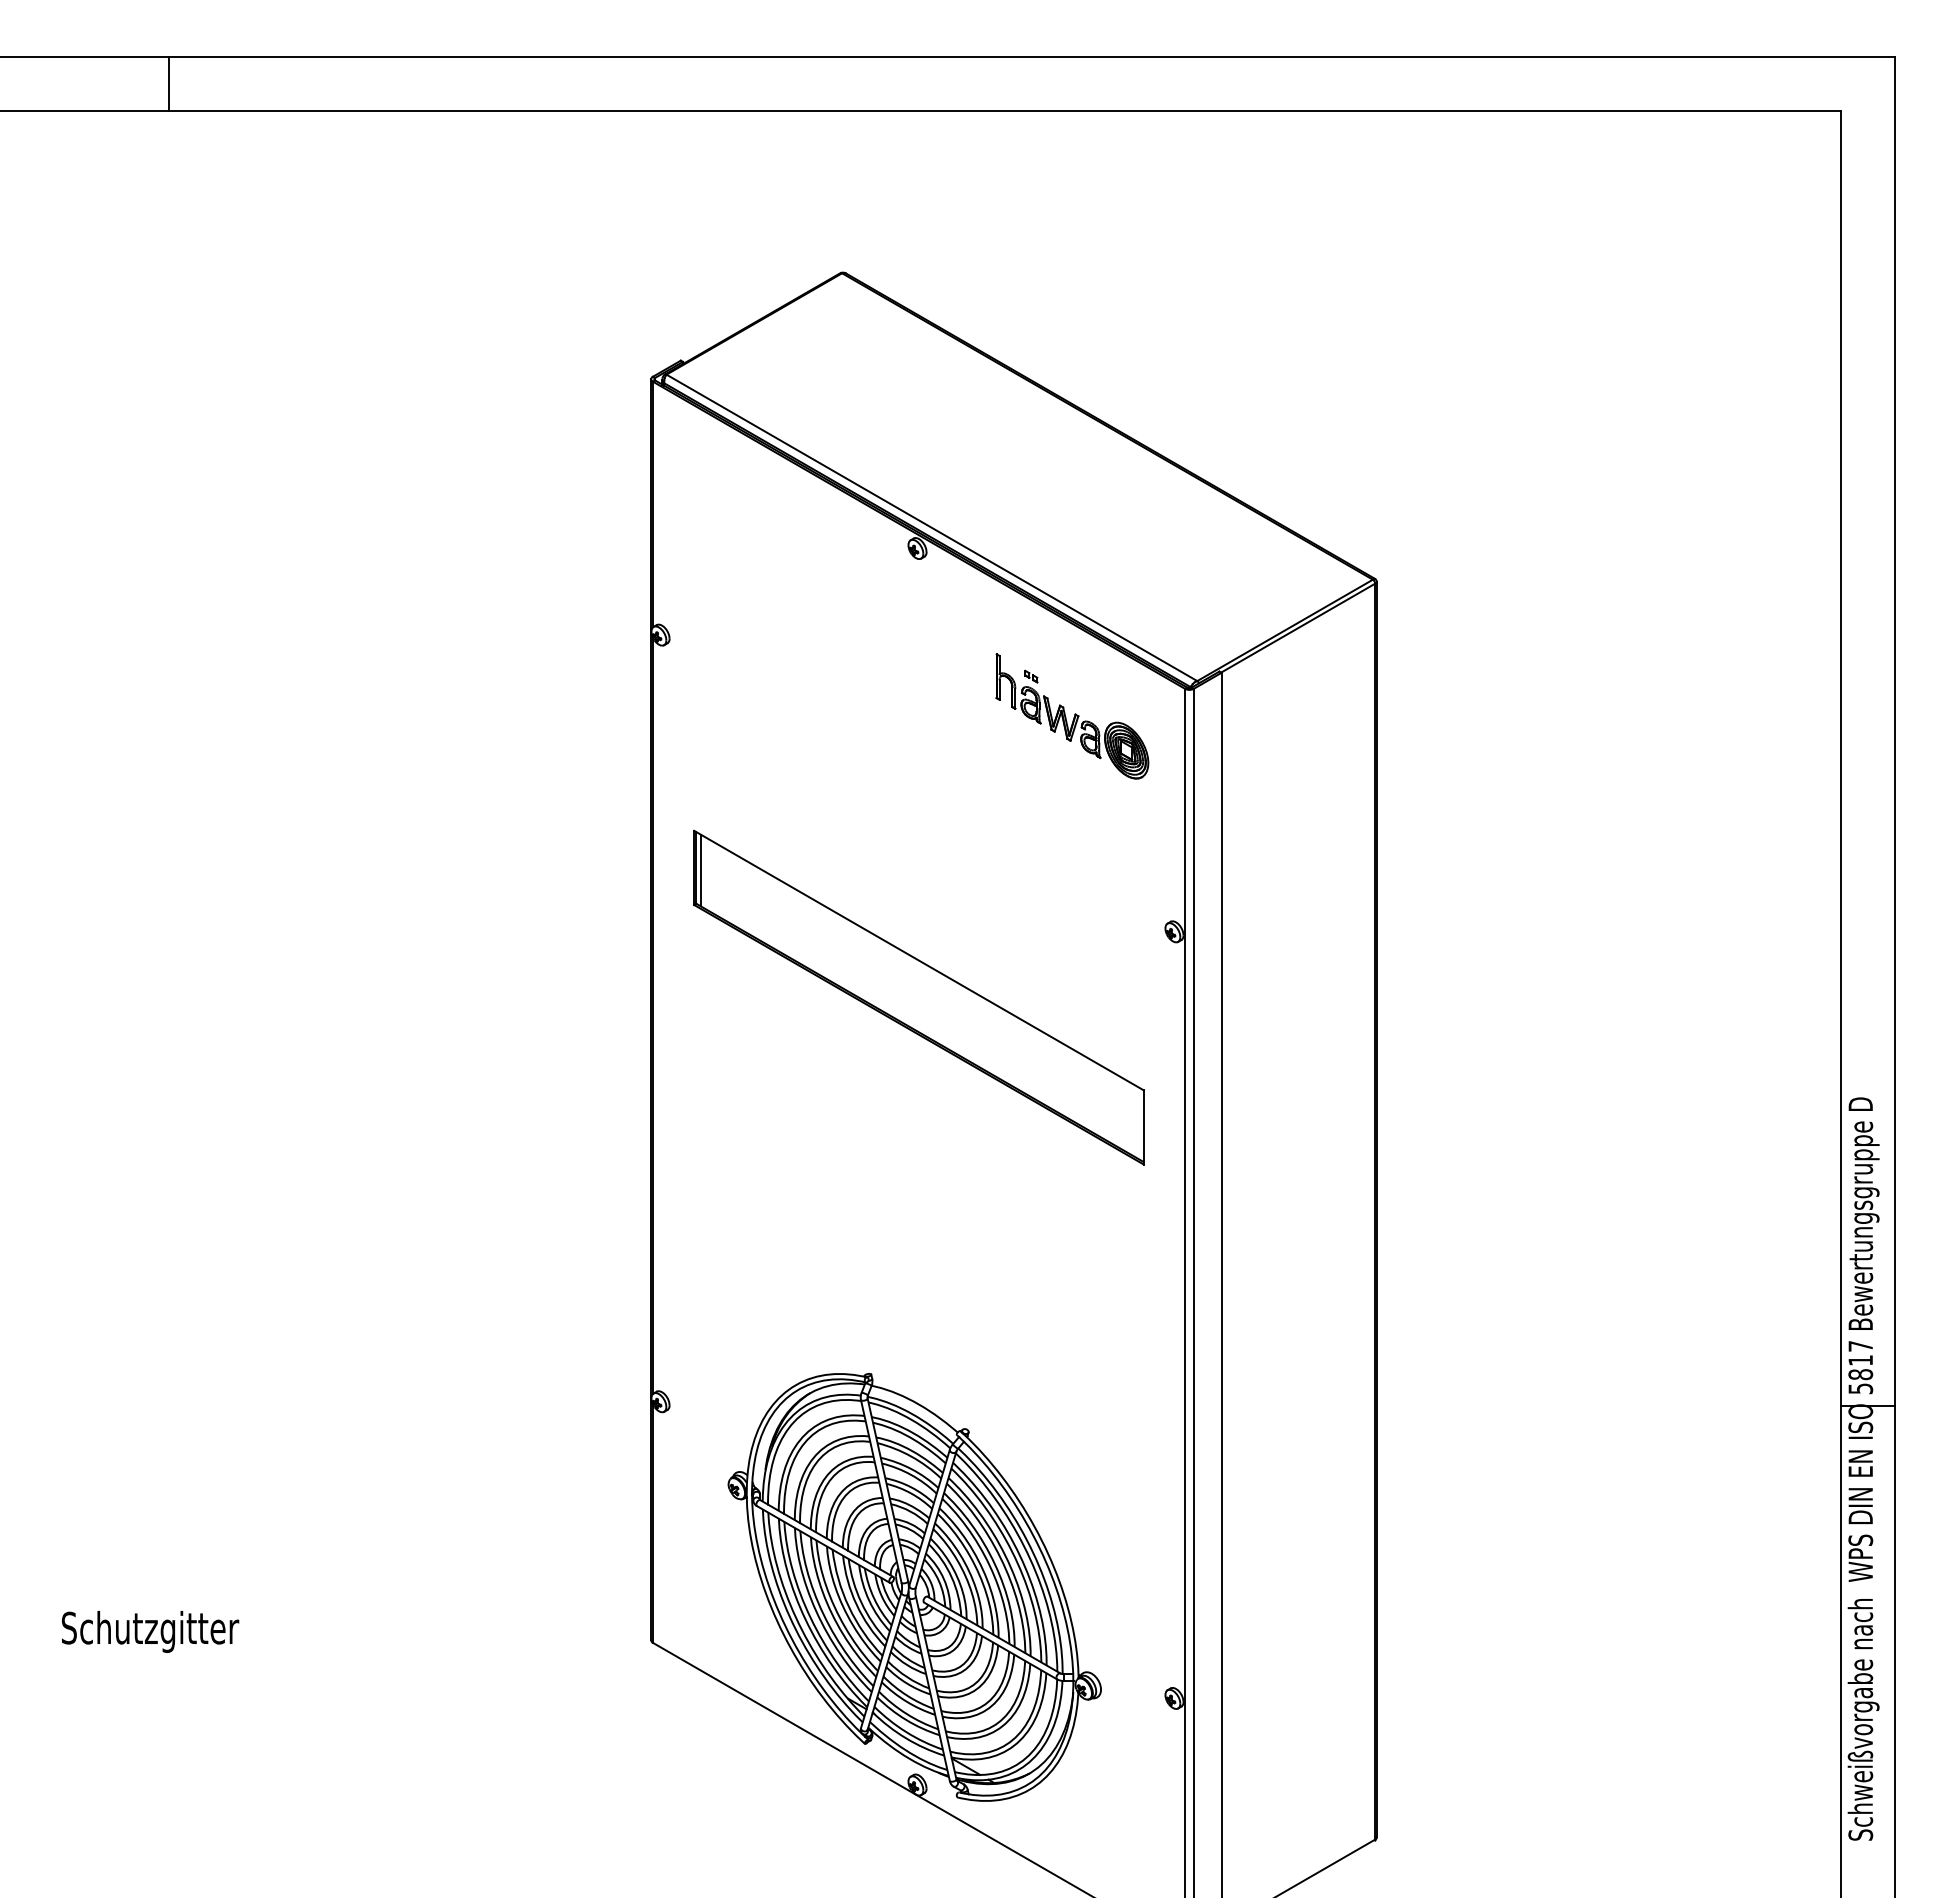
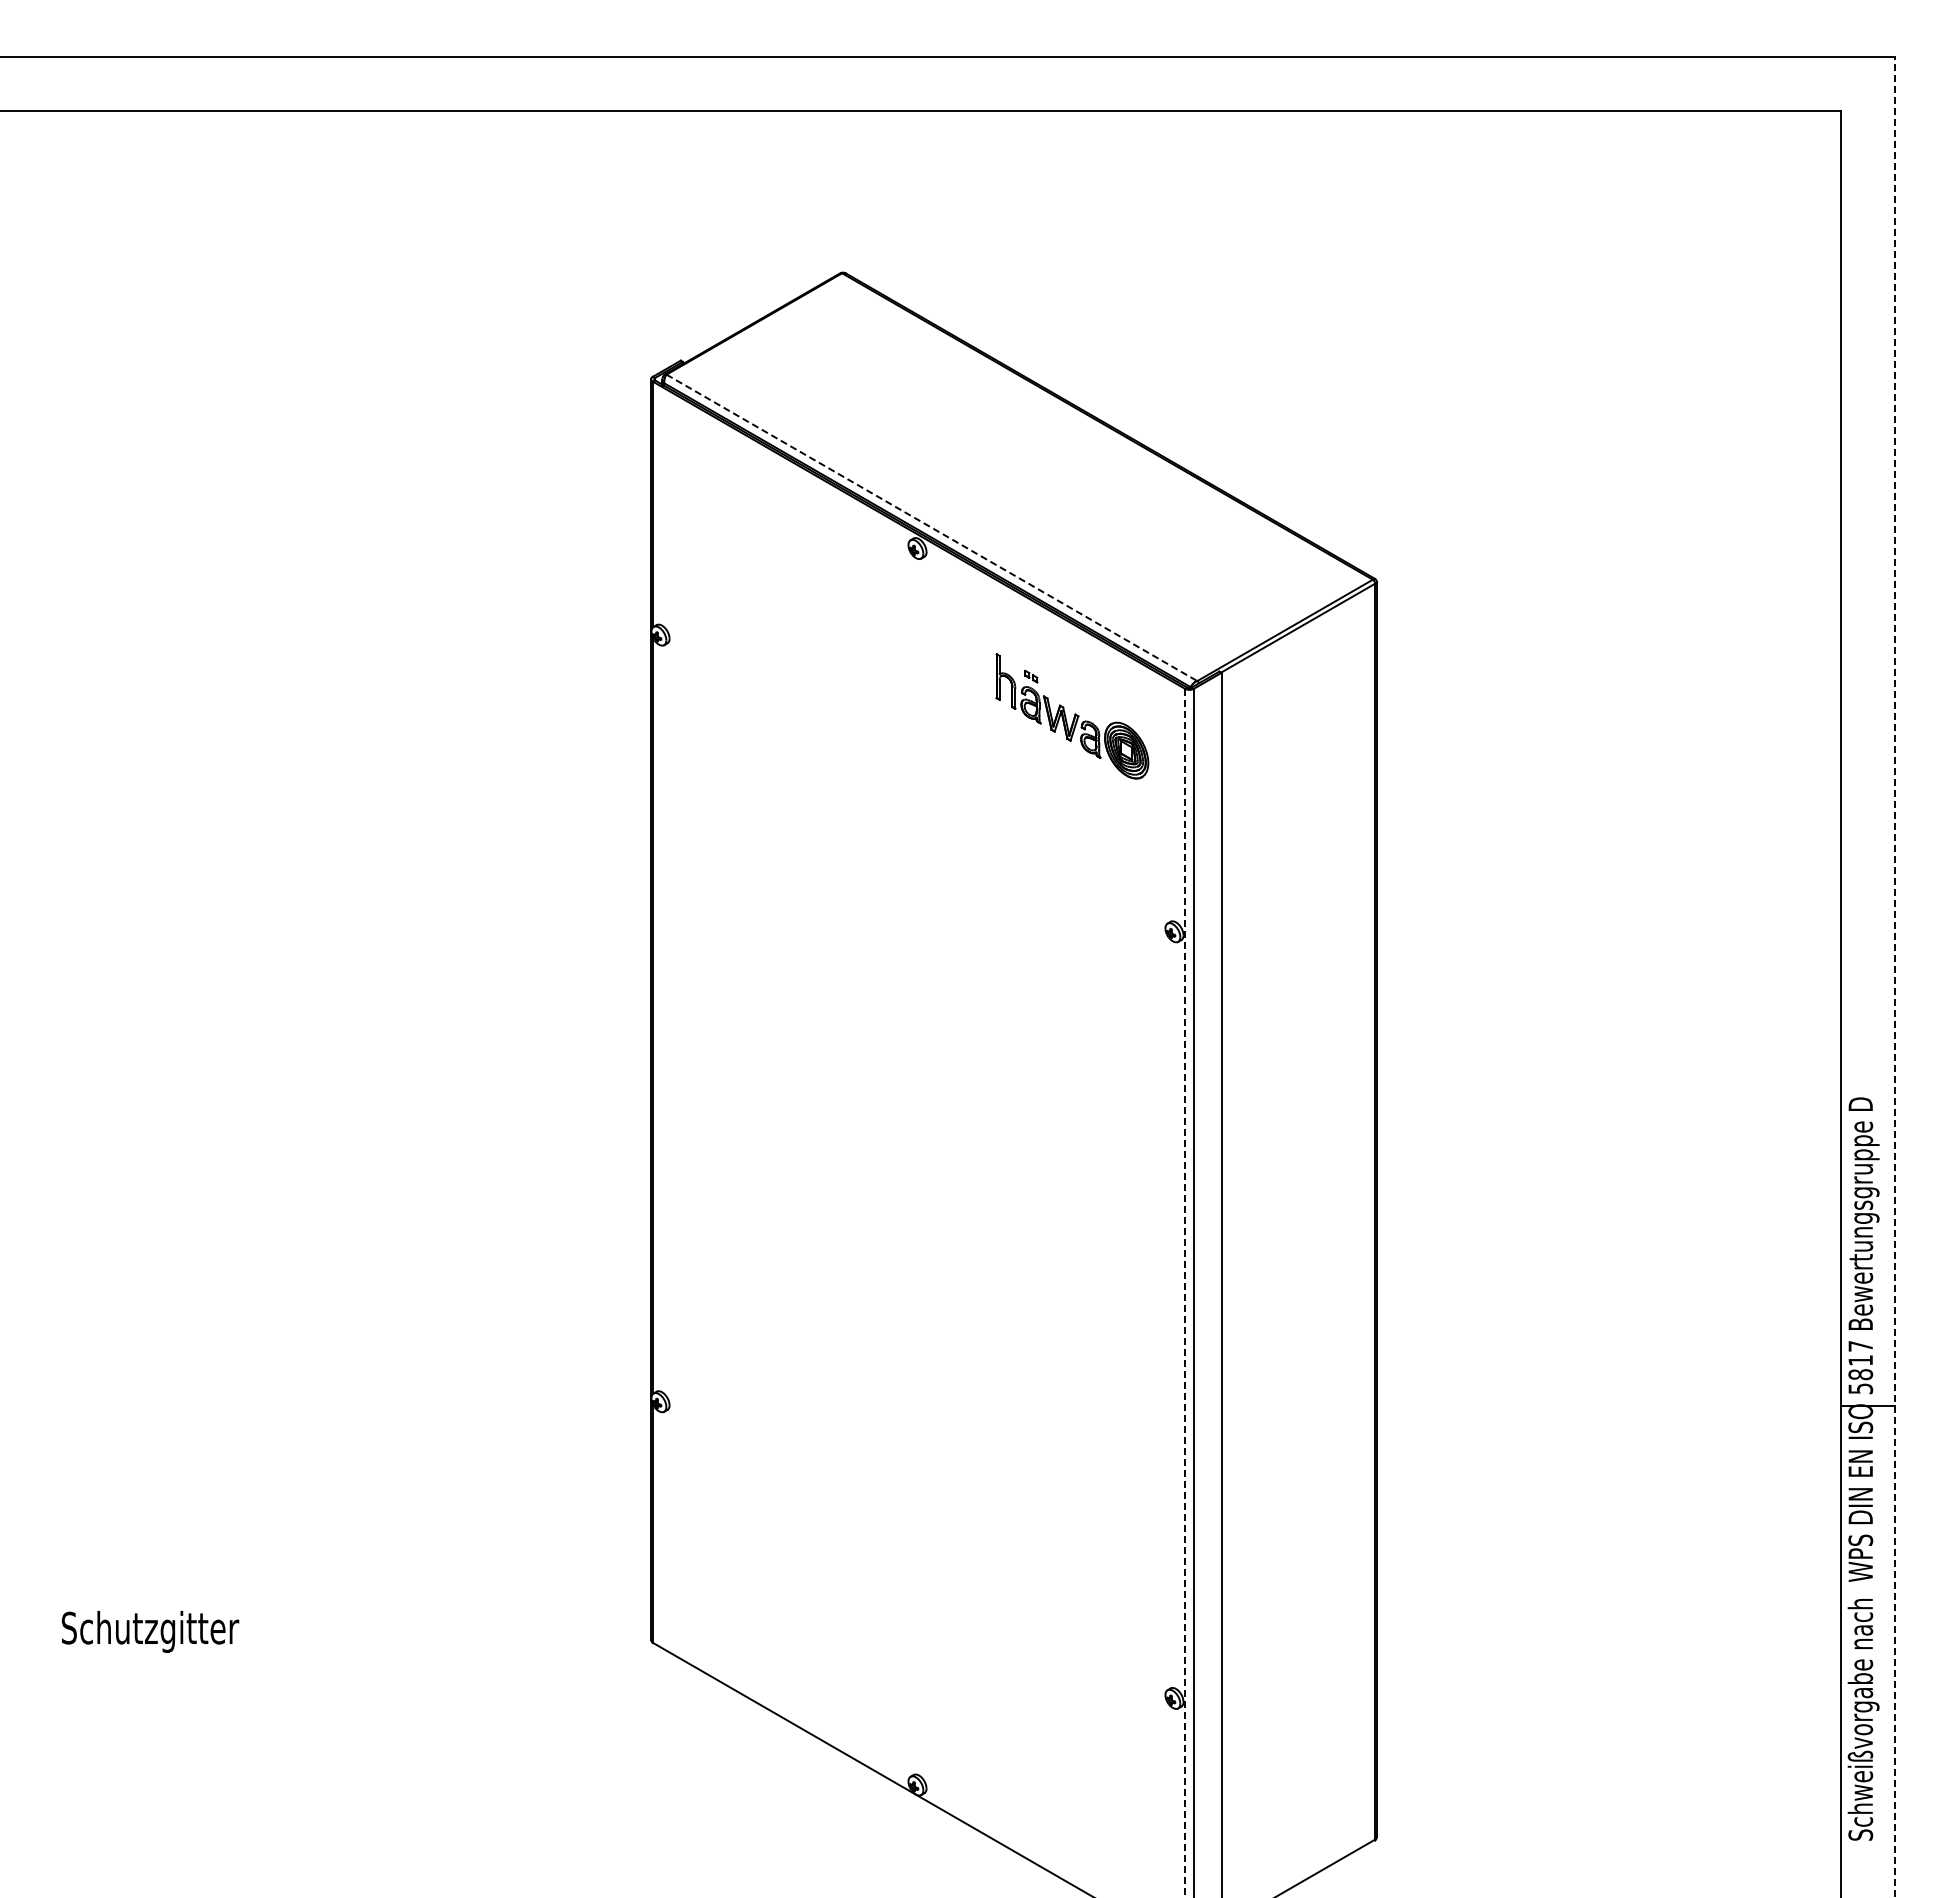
line: present -> none (169, 83)
line: solid -> dashed (932, 528)
line: solid -> dashed (1895, 976)
part: present -> none (918, 997)
line: solid -> dashed (1185, 1292)
part: present -> none (914, 1587)
